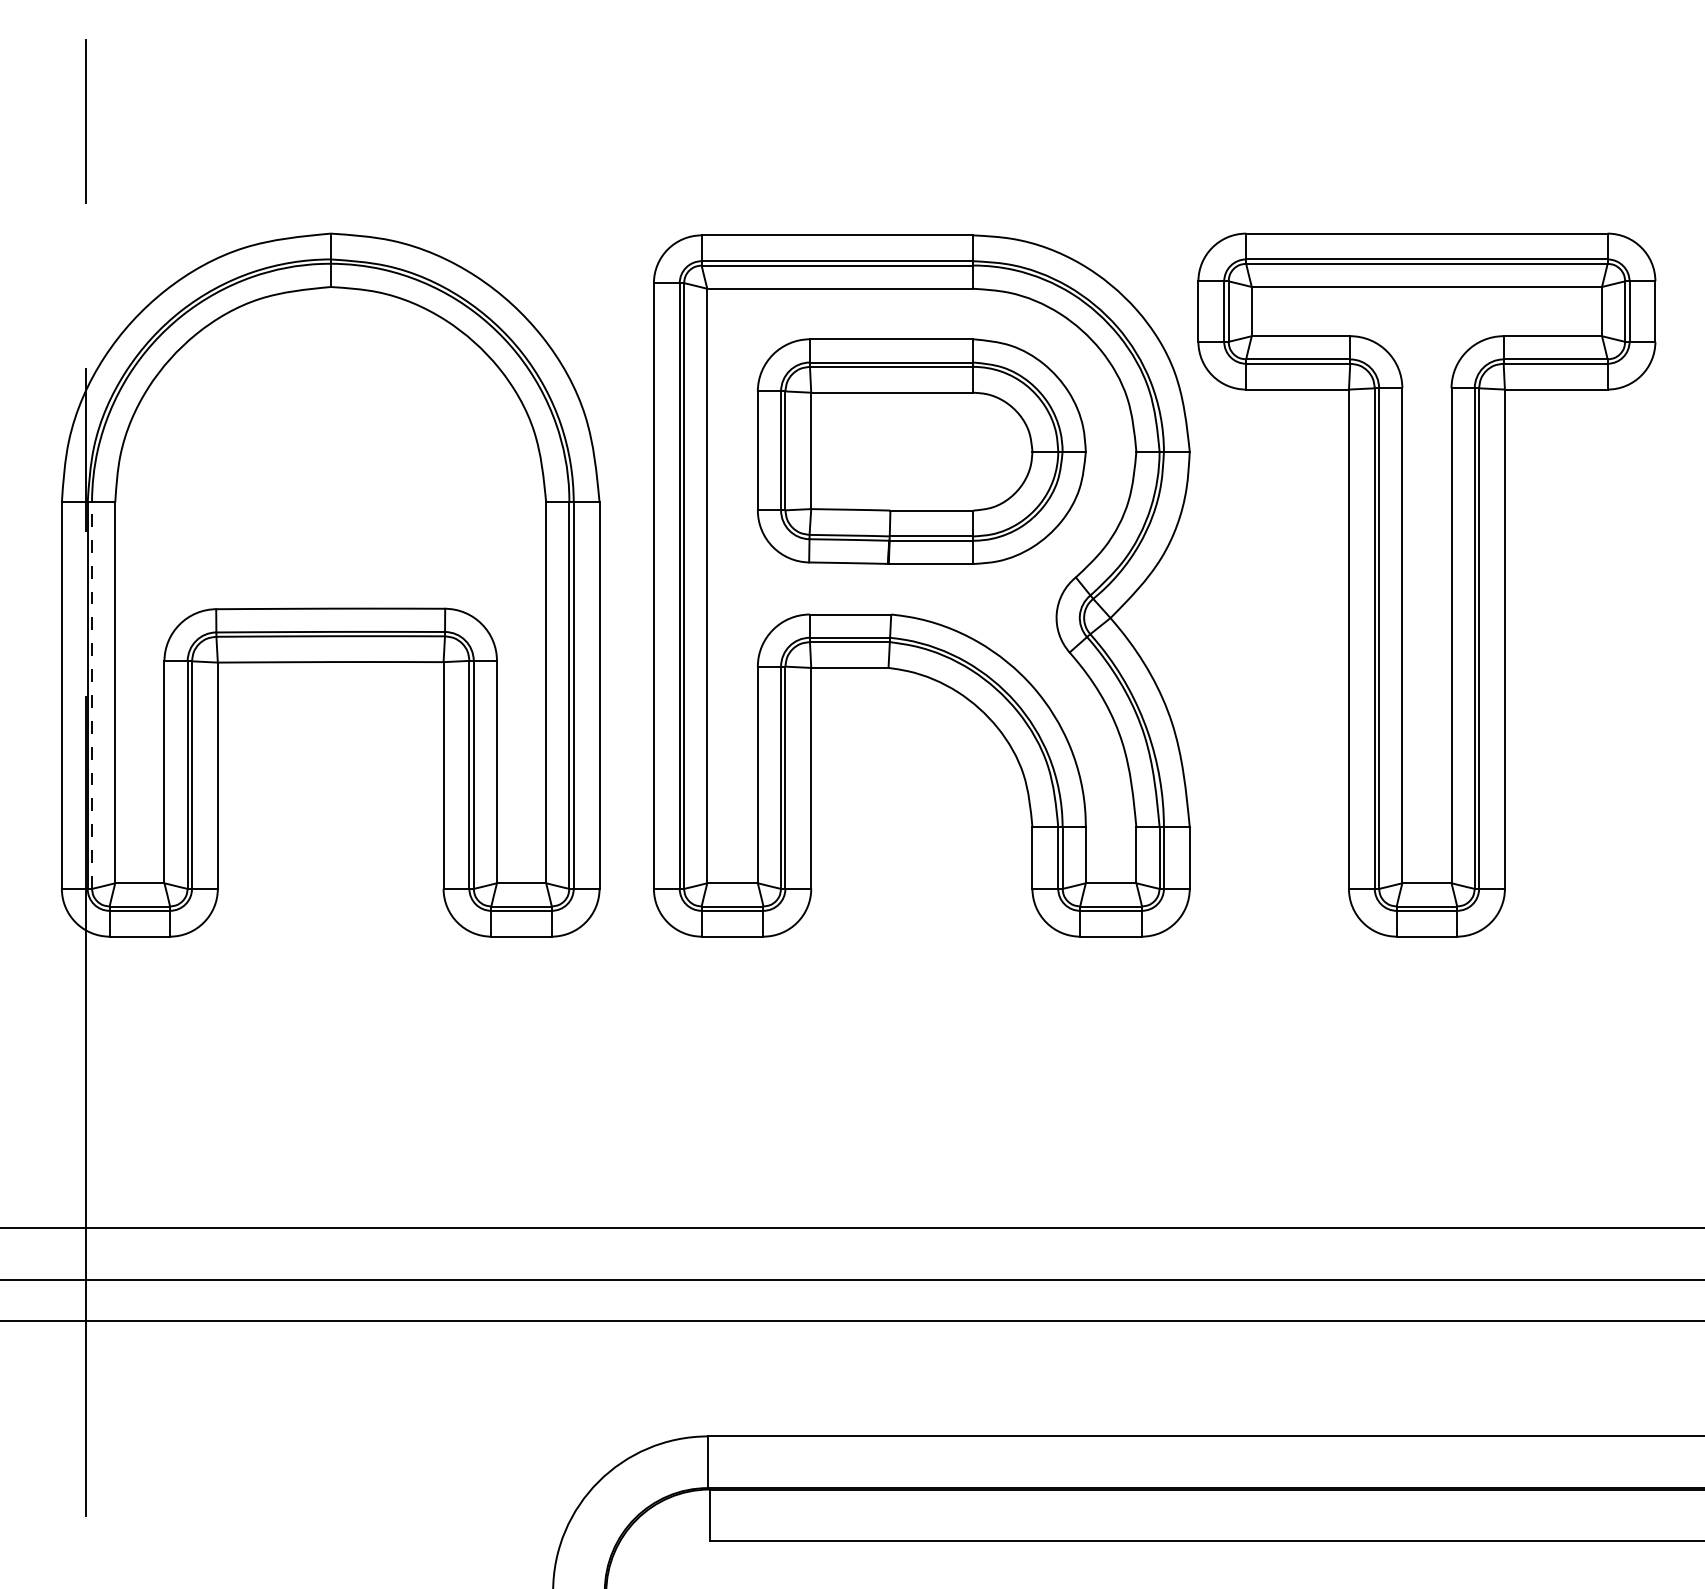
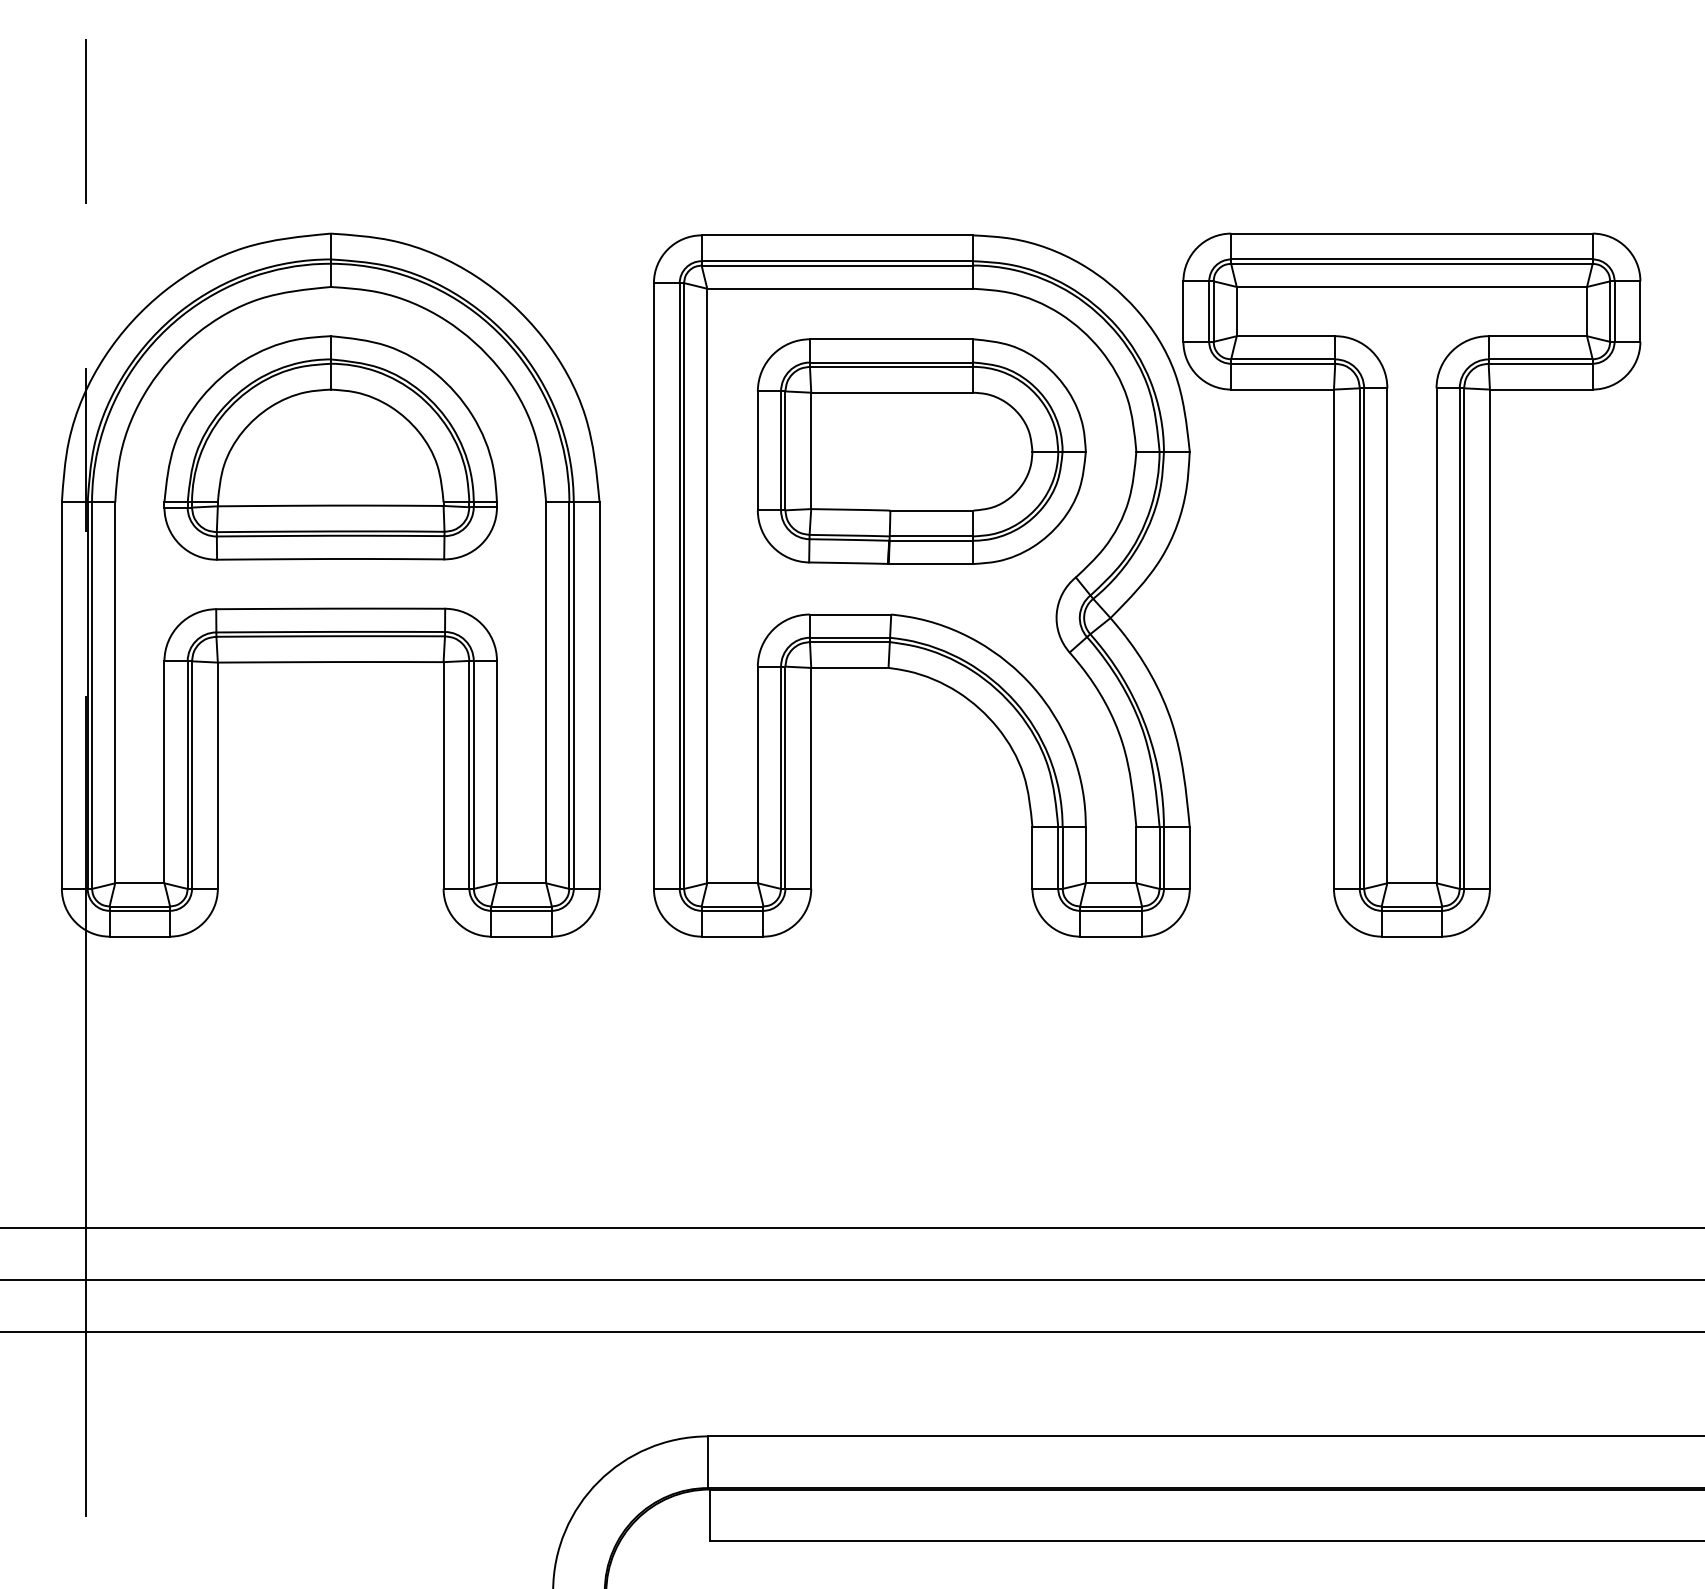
part: none -> present (330, 447)
part position: (1426, 584) -> (1411, 584) (1411, 584)
line: dashed -> solid (92, 695)
line position: (851, 1320) -> (851, 1331) (851, 1331)
